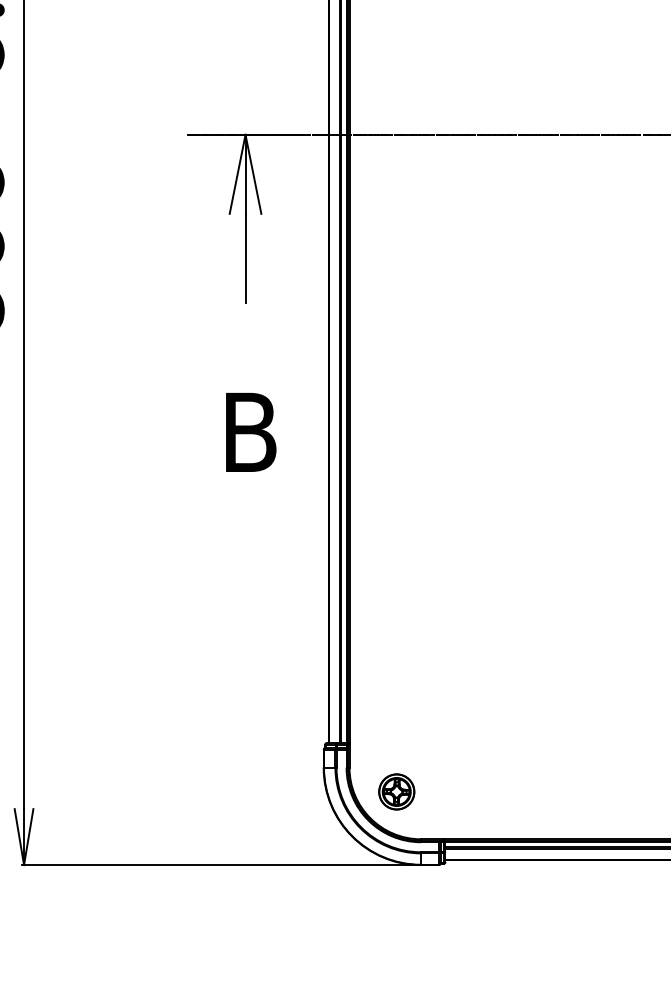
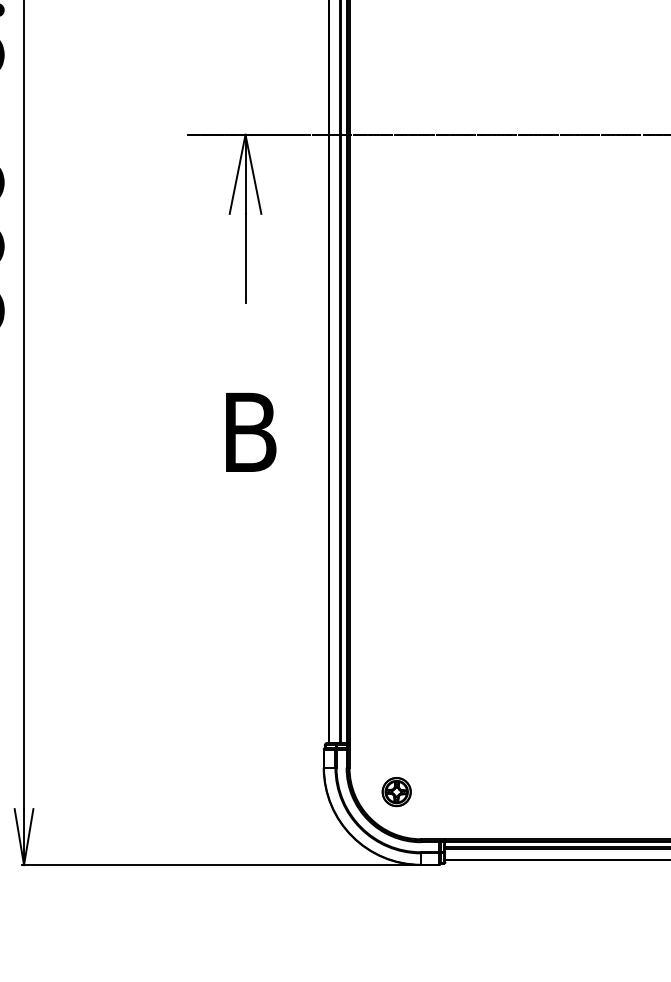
part size: 38x38 px -> 31x31 px (396, 792)
